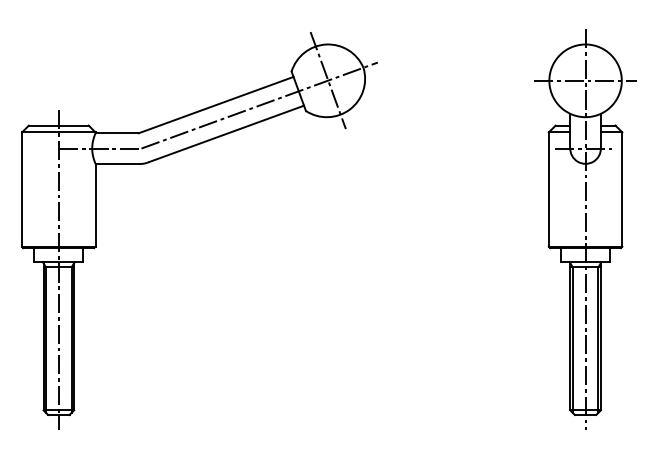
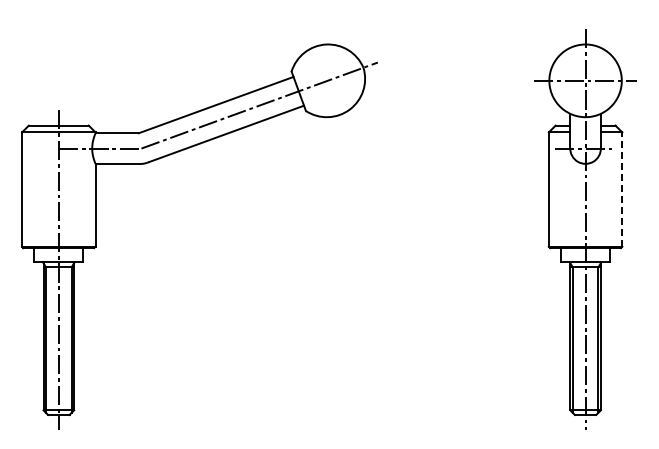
line: present -> none (327, 80)
line: solid -> dashed (622, 189)
